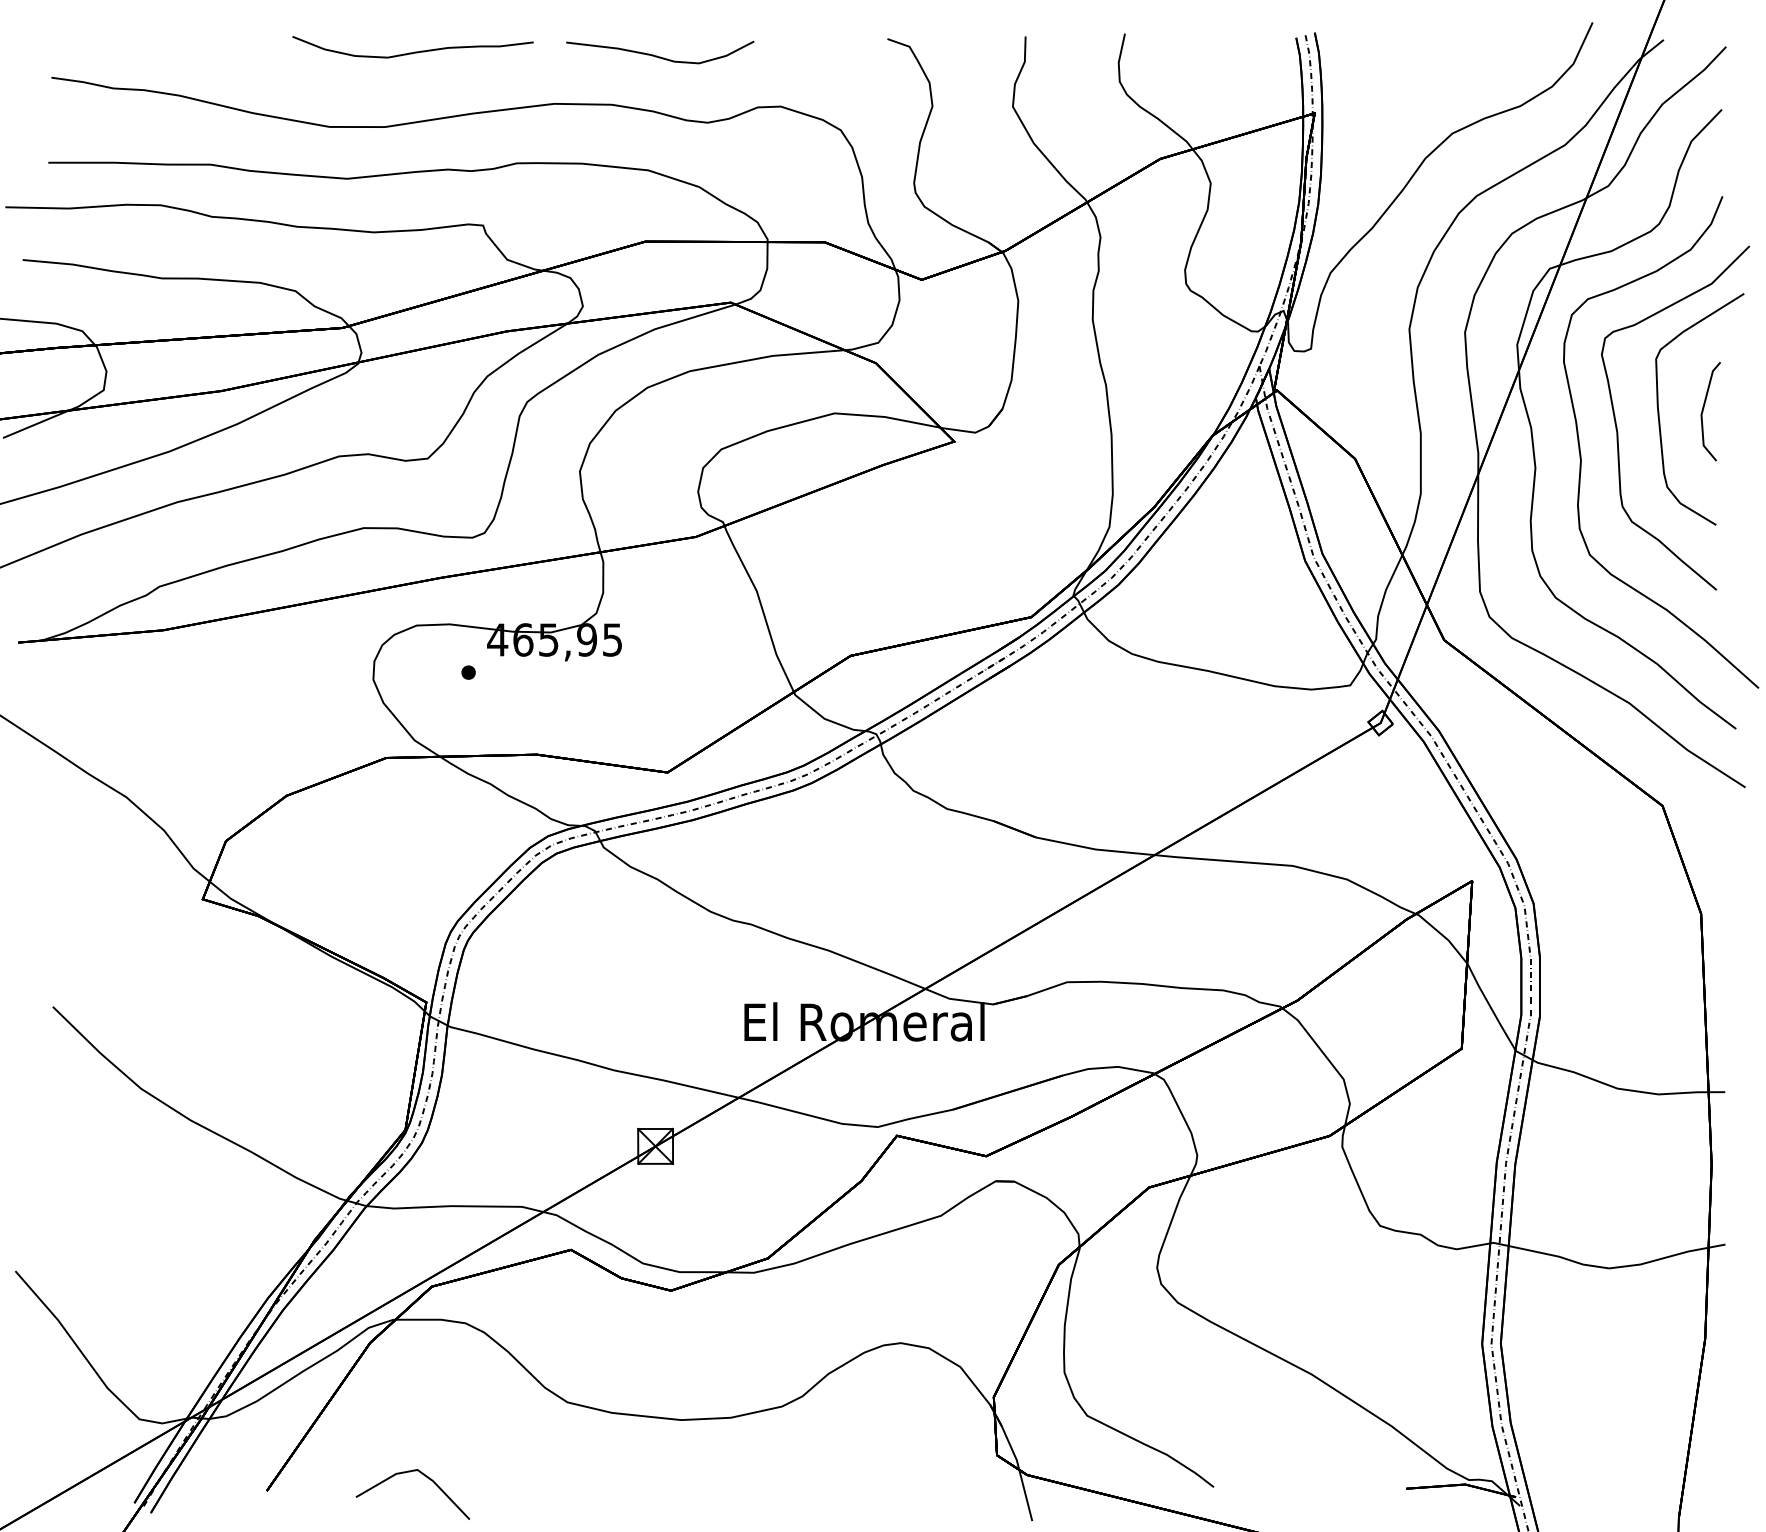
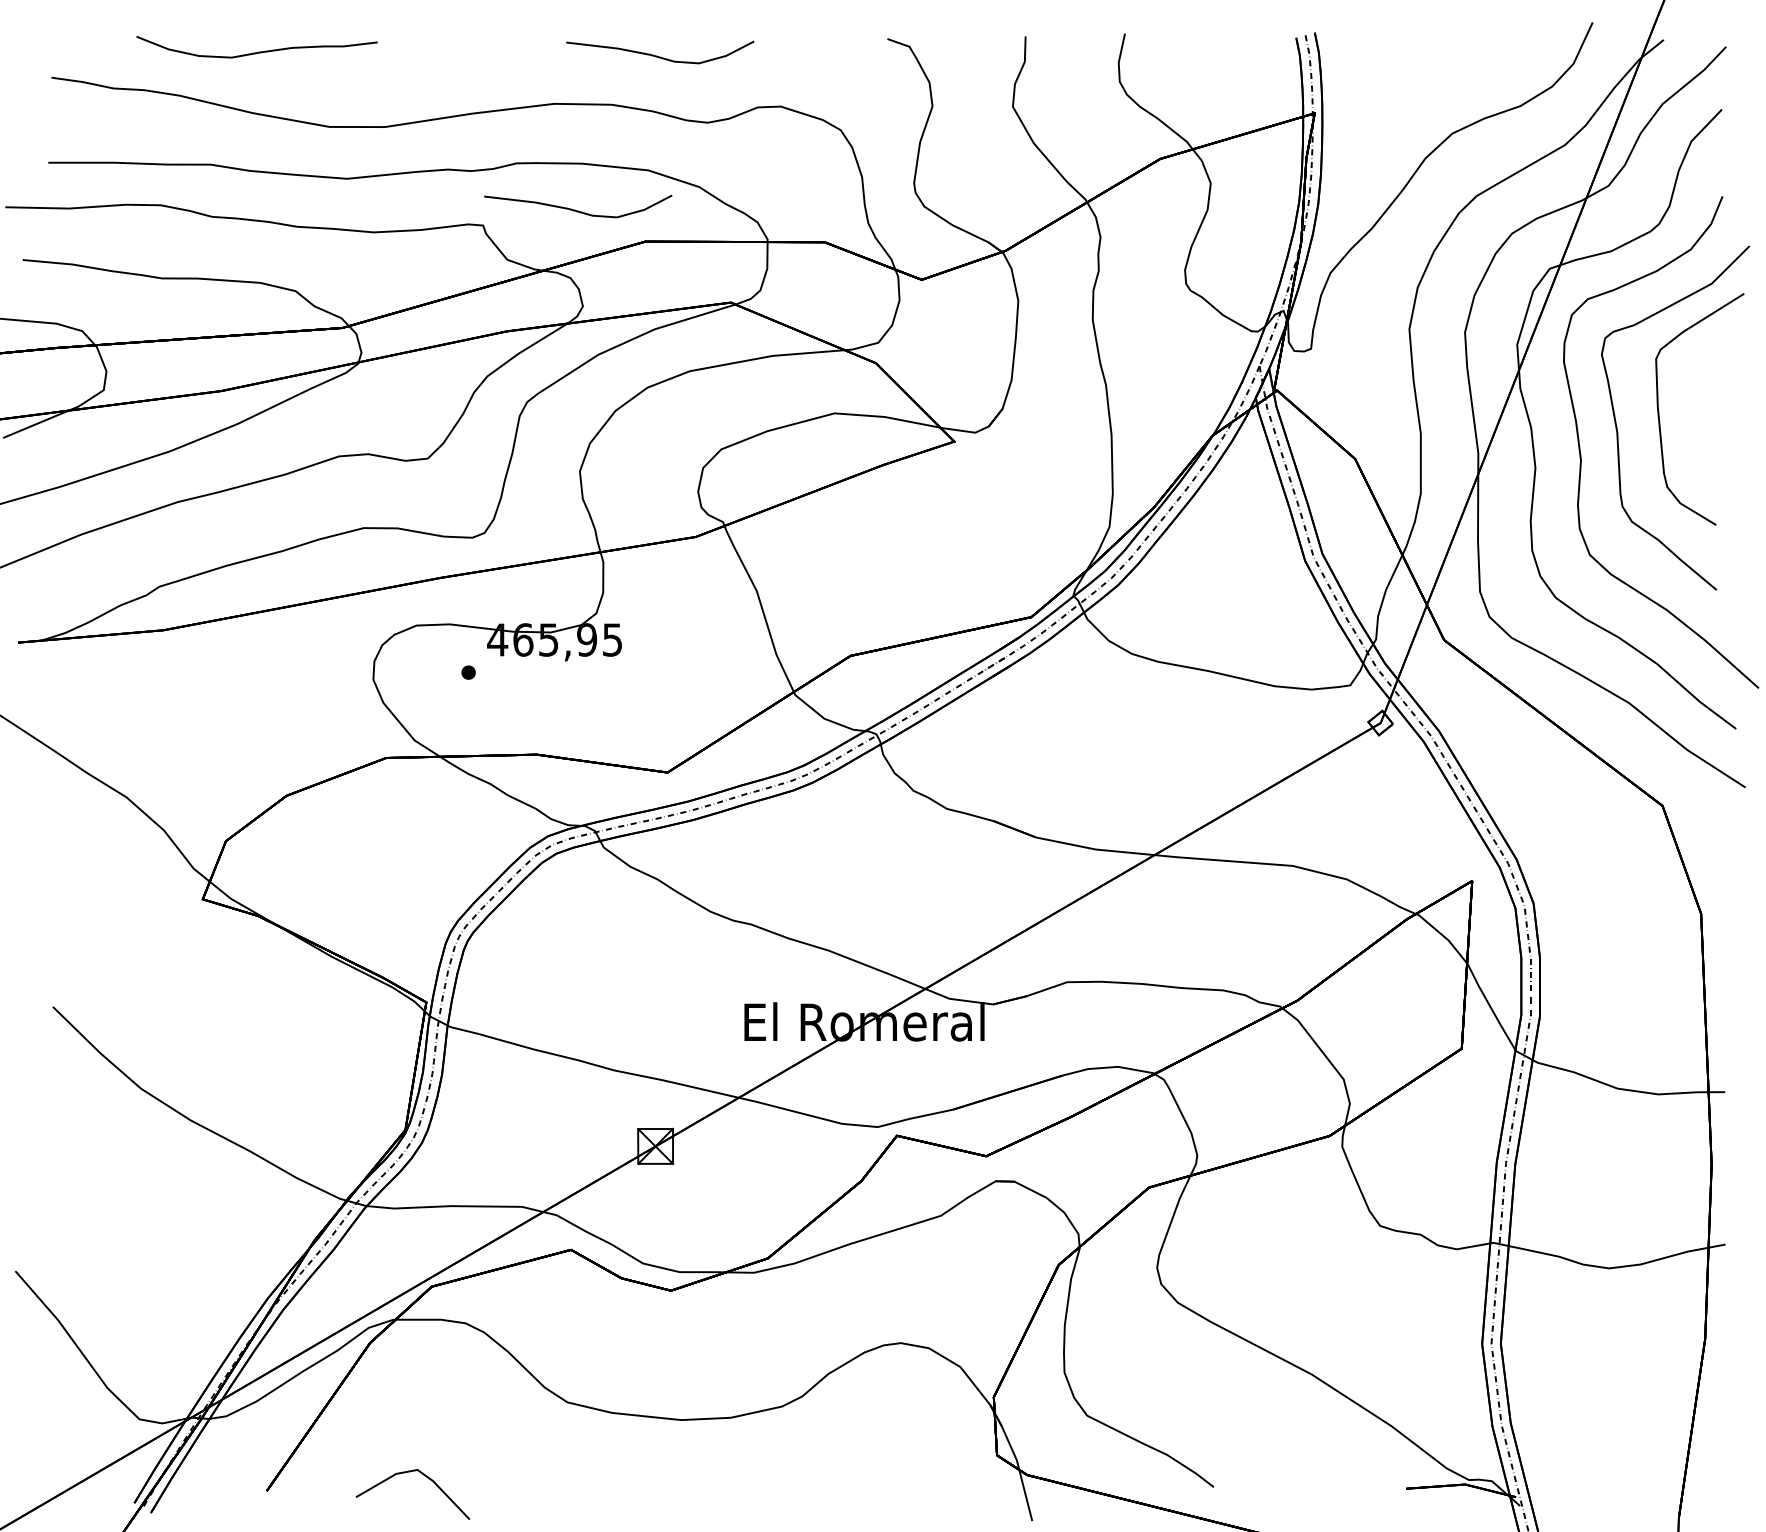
curve position: (414, 51) -> (258, 51) (258, 51)
curve: none -> present (578, 210)
line: present -> none (1704, 408)
